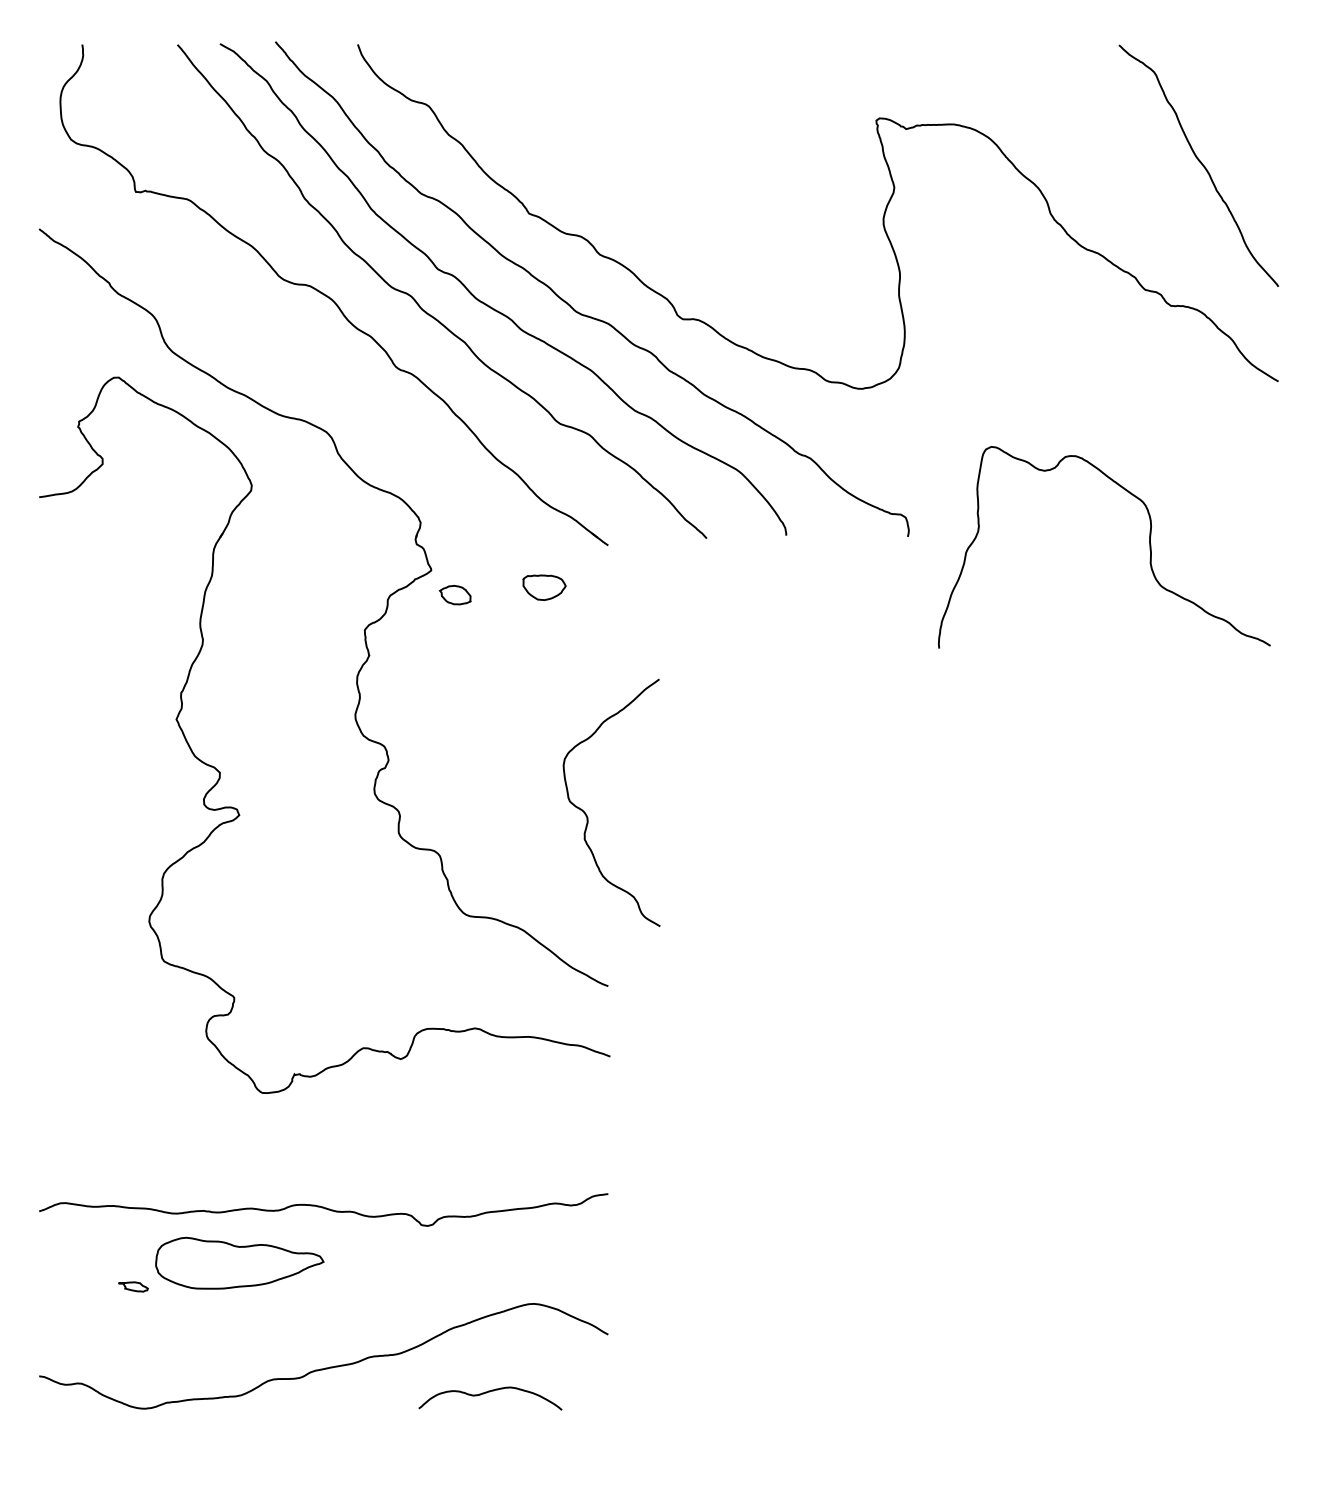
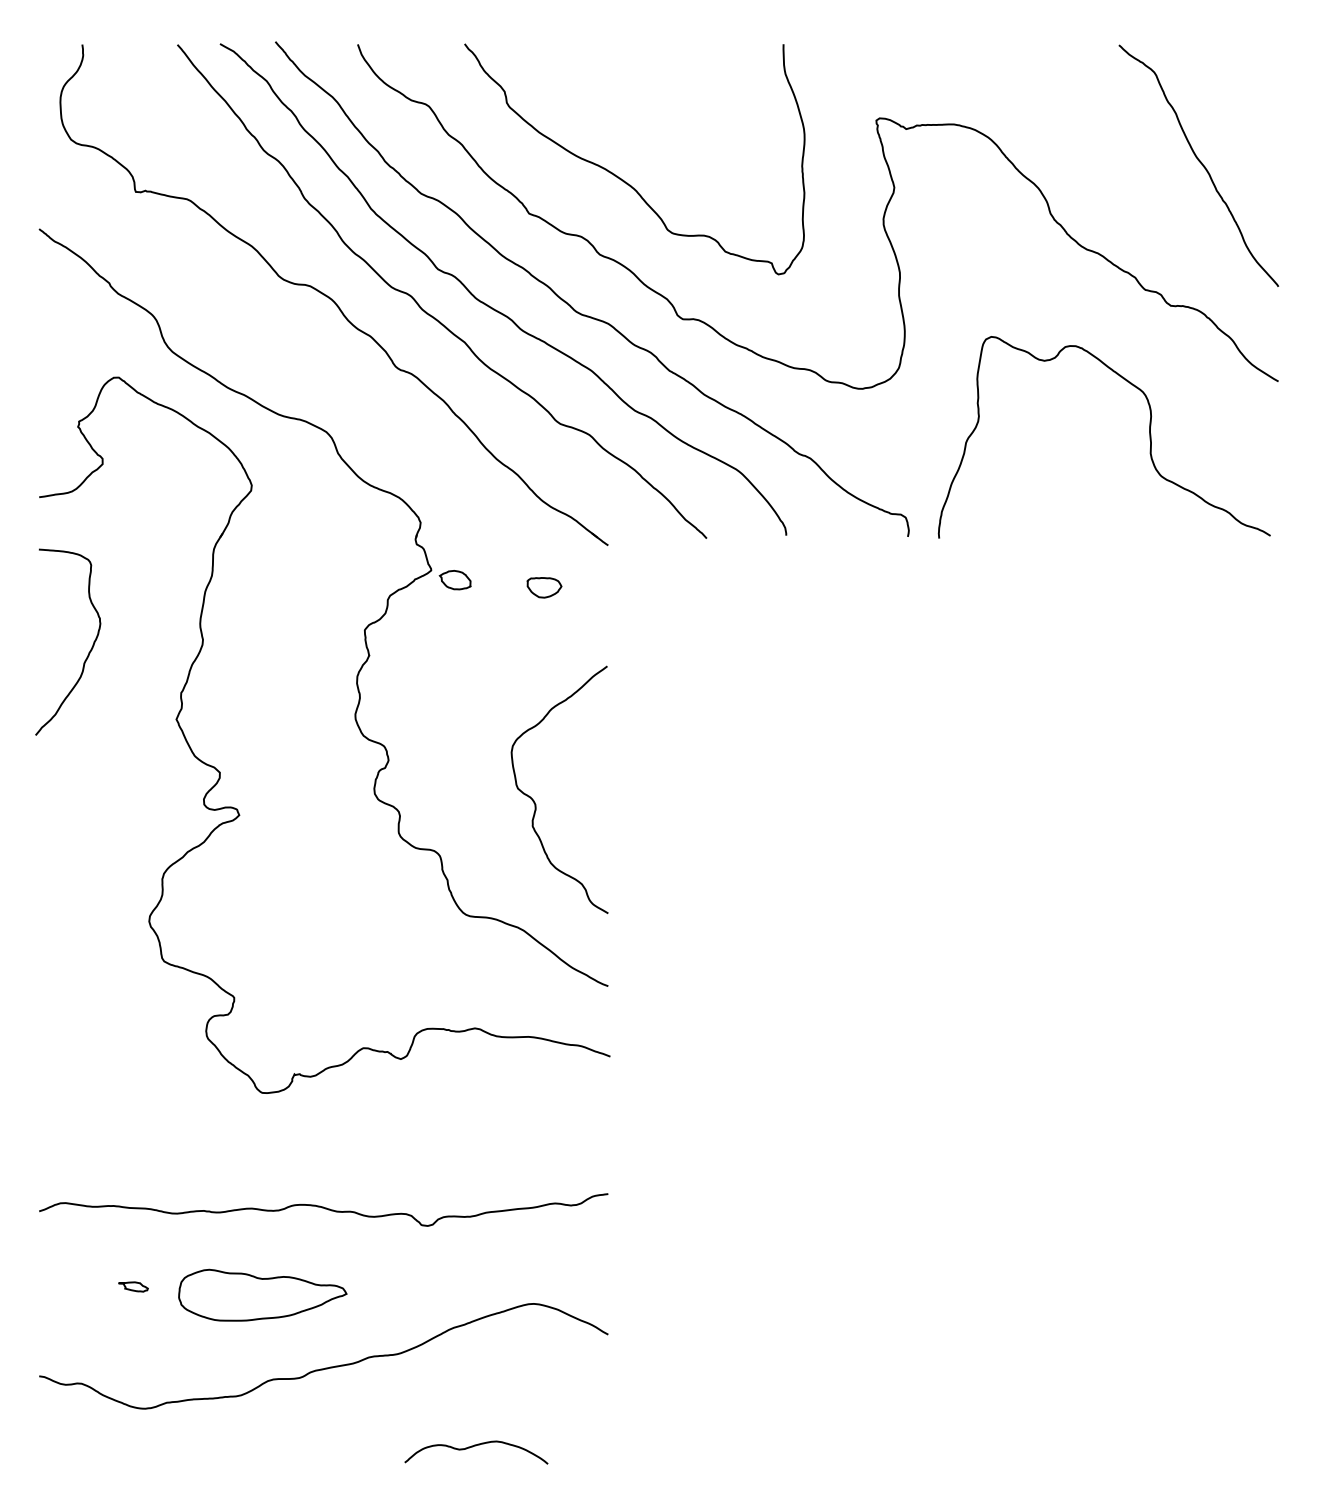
curve: none -> present (620, 177)
curve position: (1149, 547) -> (1149, 437) (1149, 437)
part size: 45x27 px -> 37x22 px (544, 587)
part position: (454, 595) -> (454, 580) (454, 580)
curve: none -> present (88, 652)
curve position: (587, 815) -> (535, 802) (535, 802)
part position: (239, 1262) -> (262, 1294) (262, 1294)
curve position: (490, 1392) -> (476, 1446) (476, 1446)
